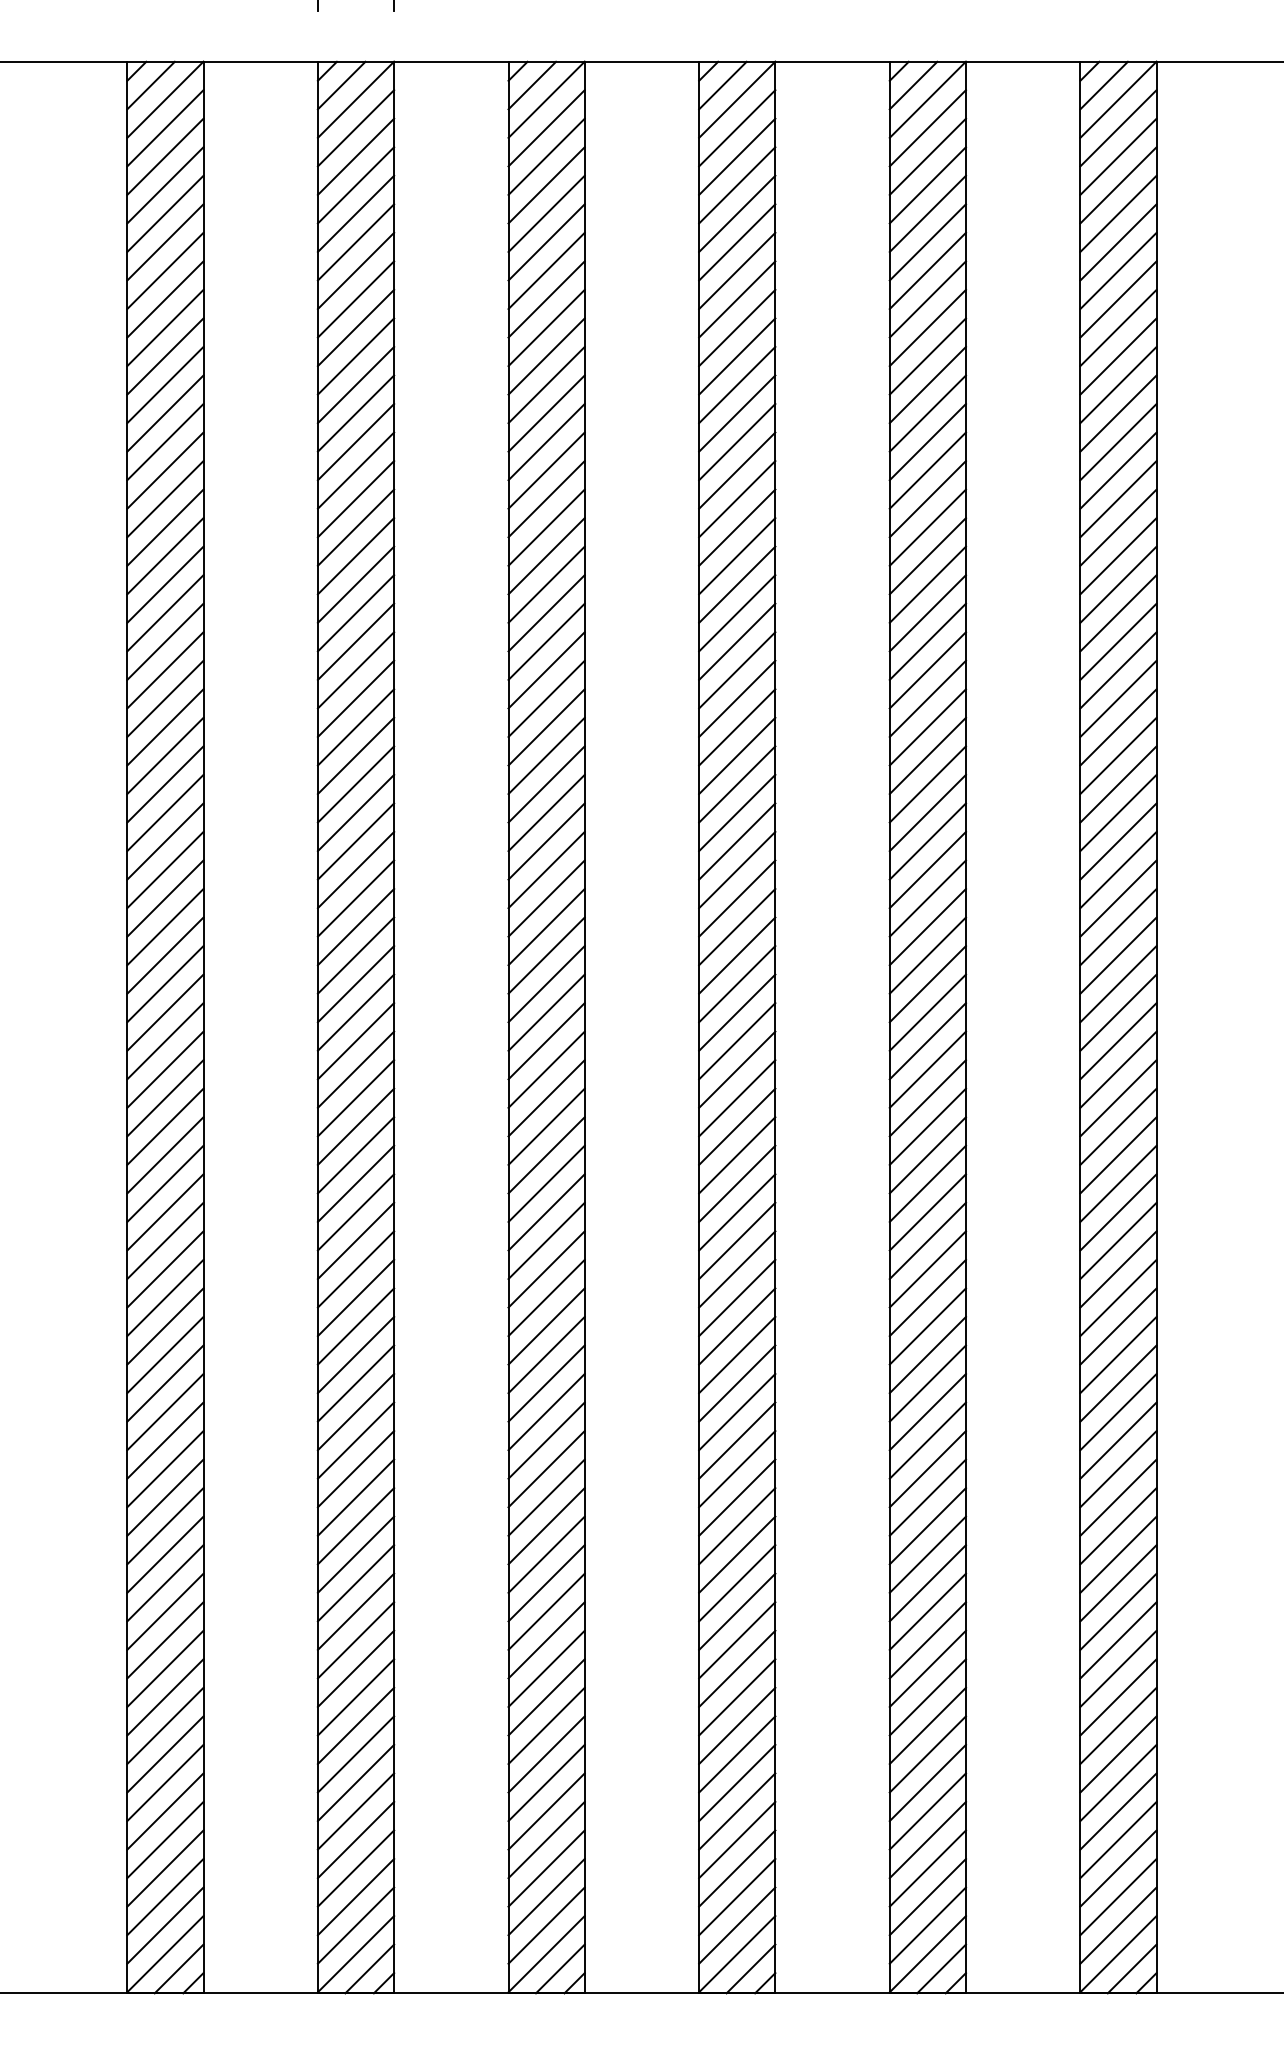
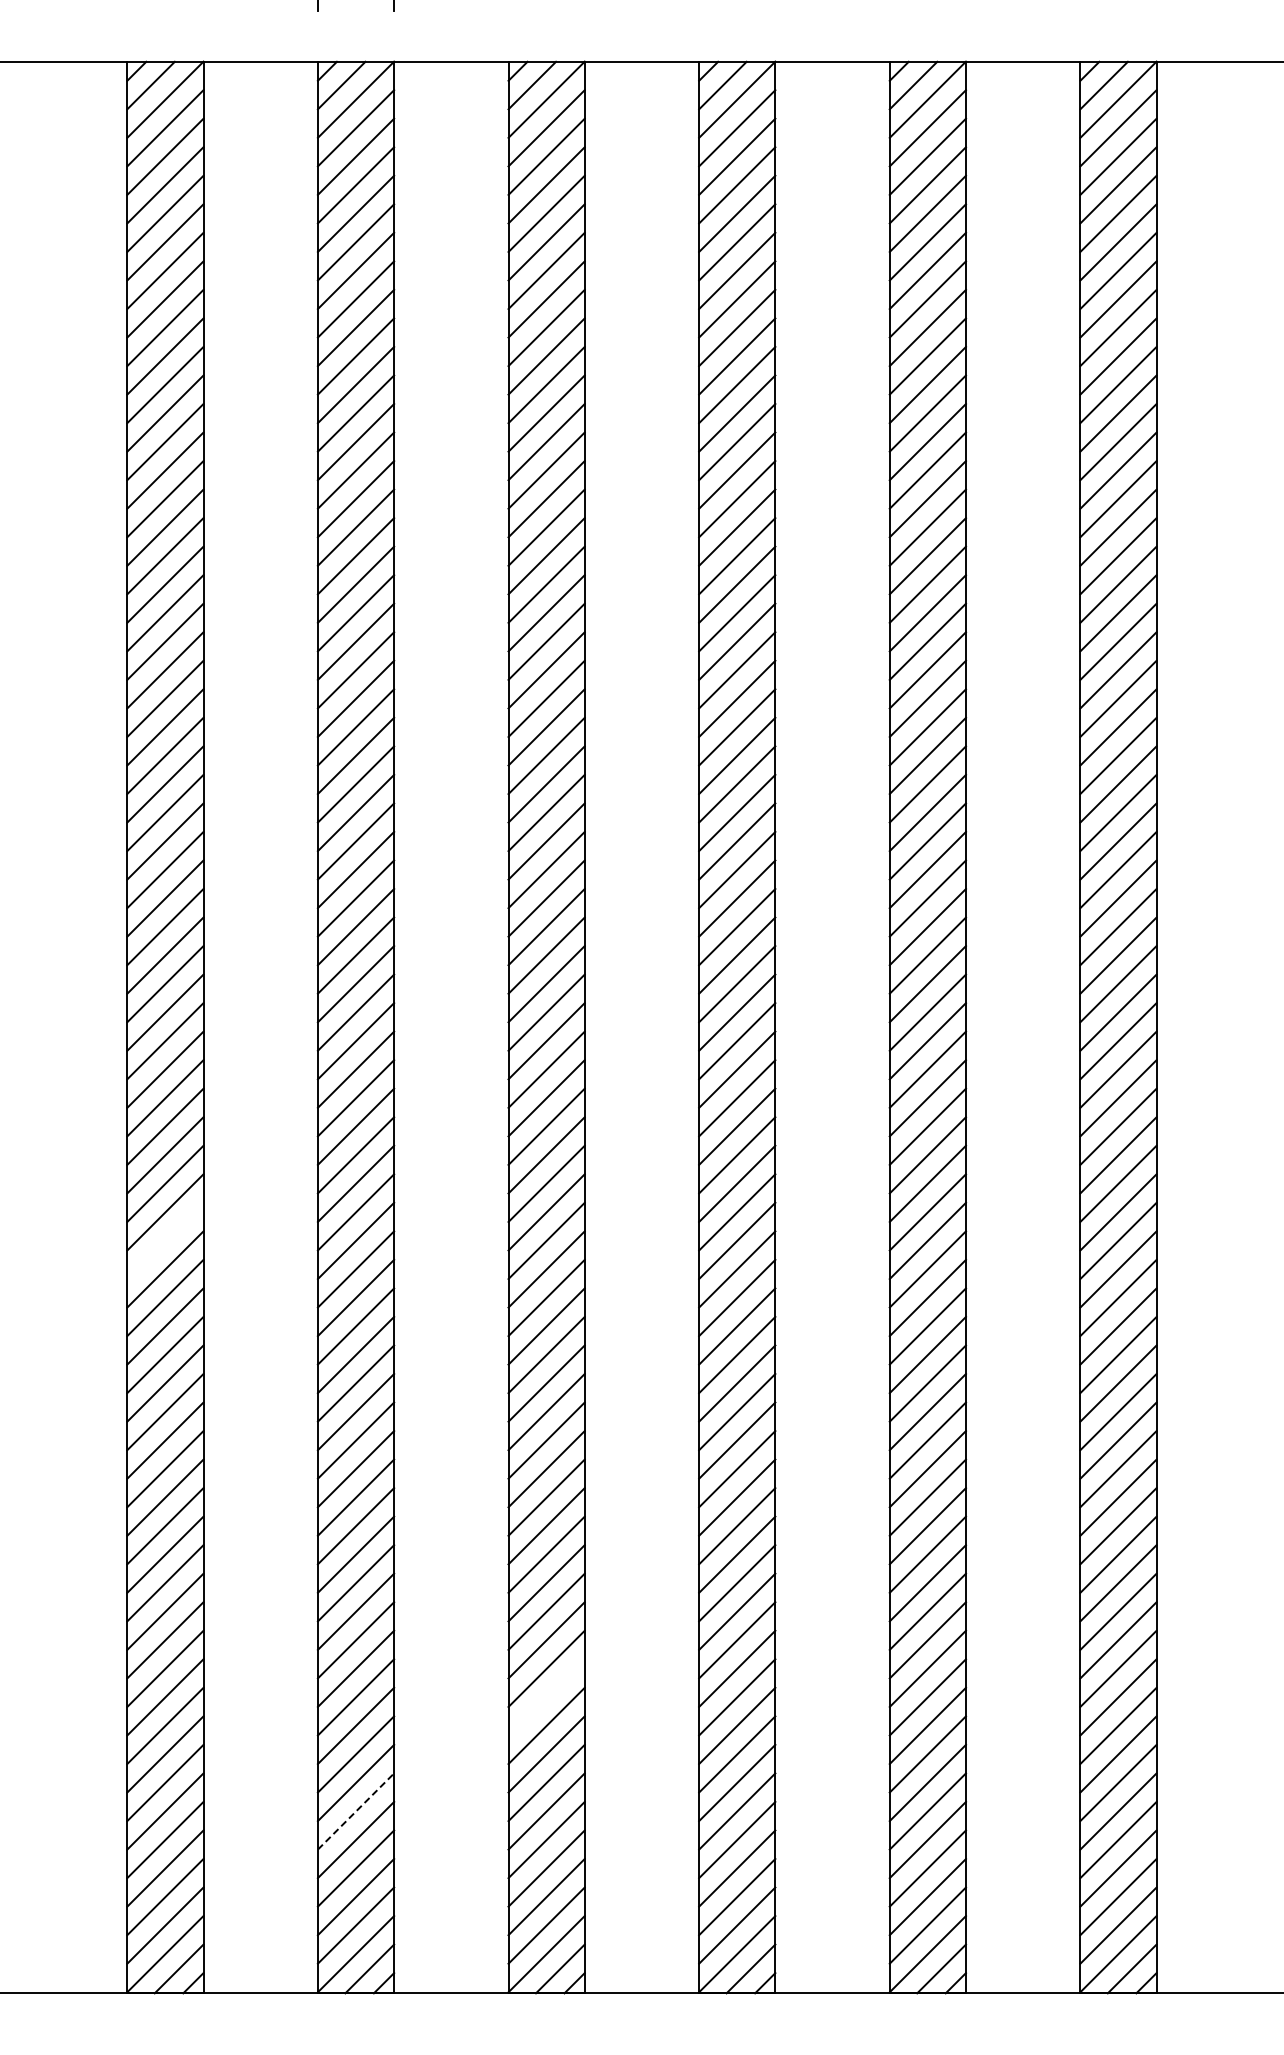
line: present -> none (165, 1240)
line: present -> none (546, 1697)
line: solid -> dashed (356, 1811)
